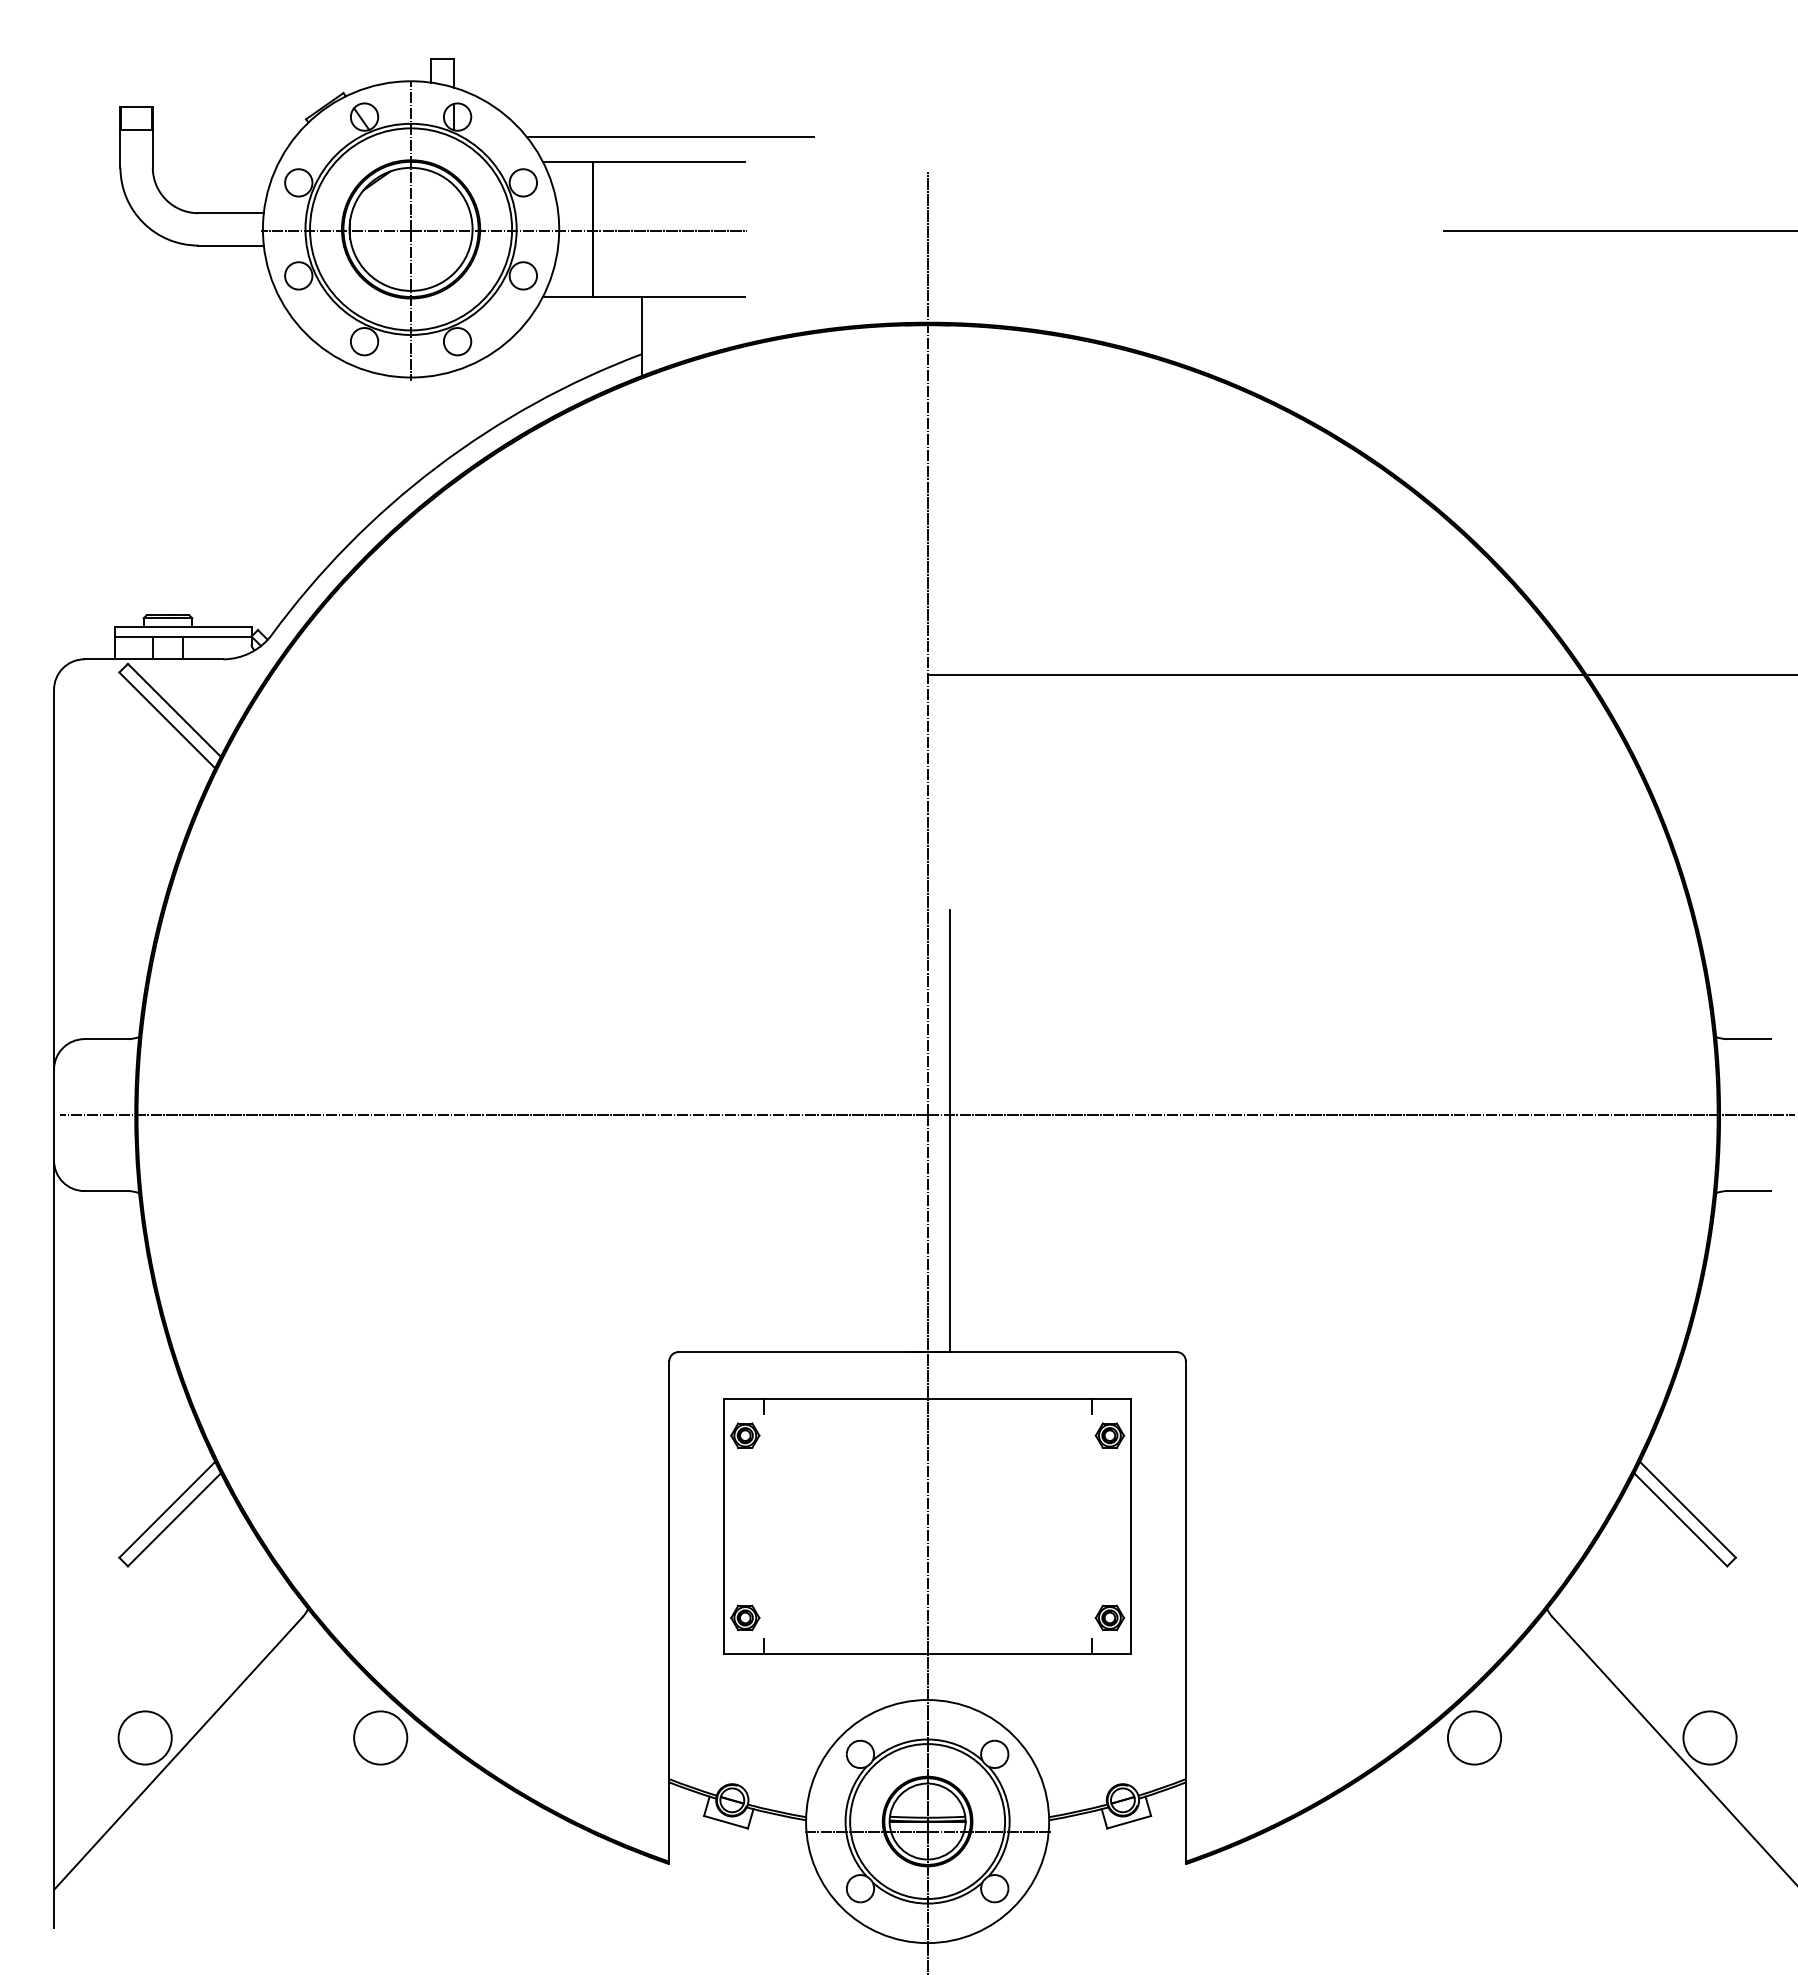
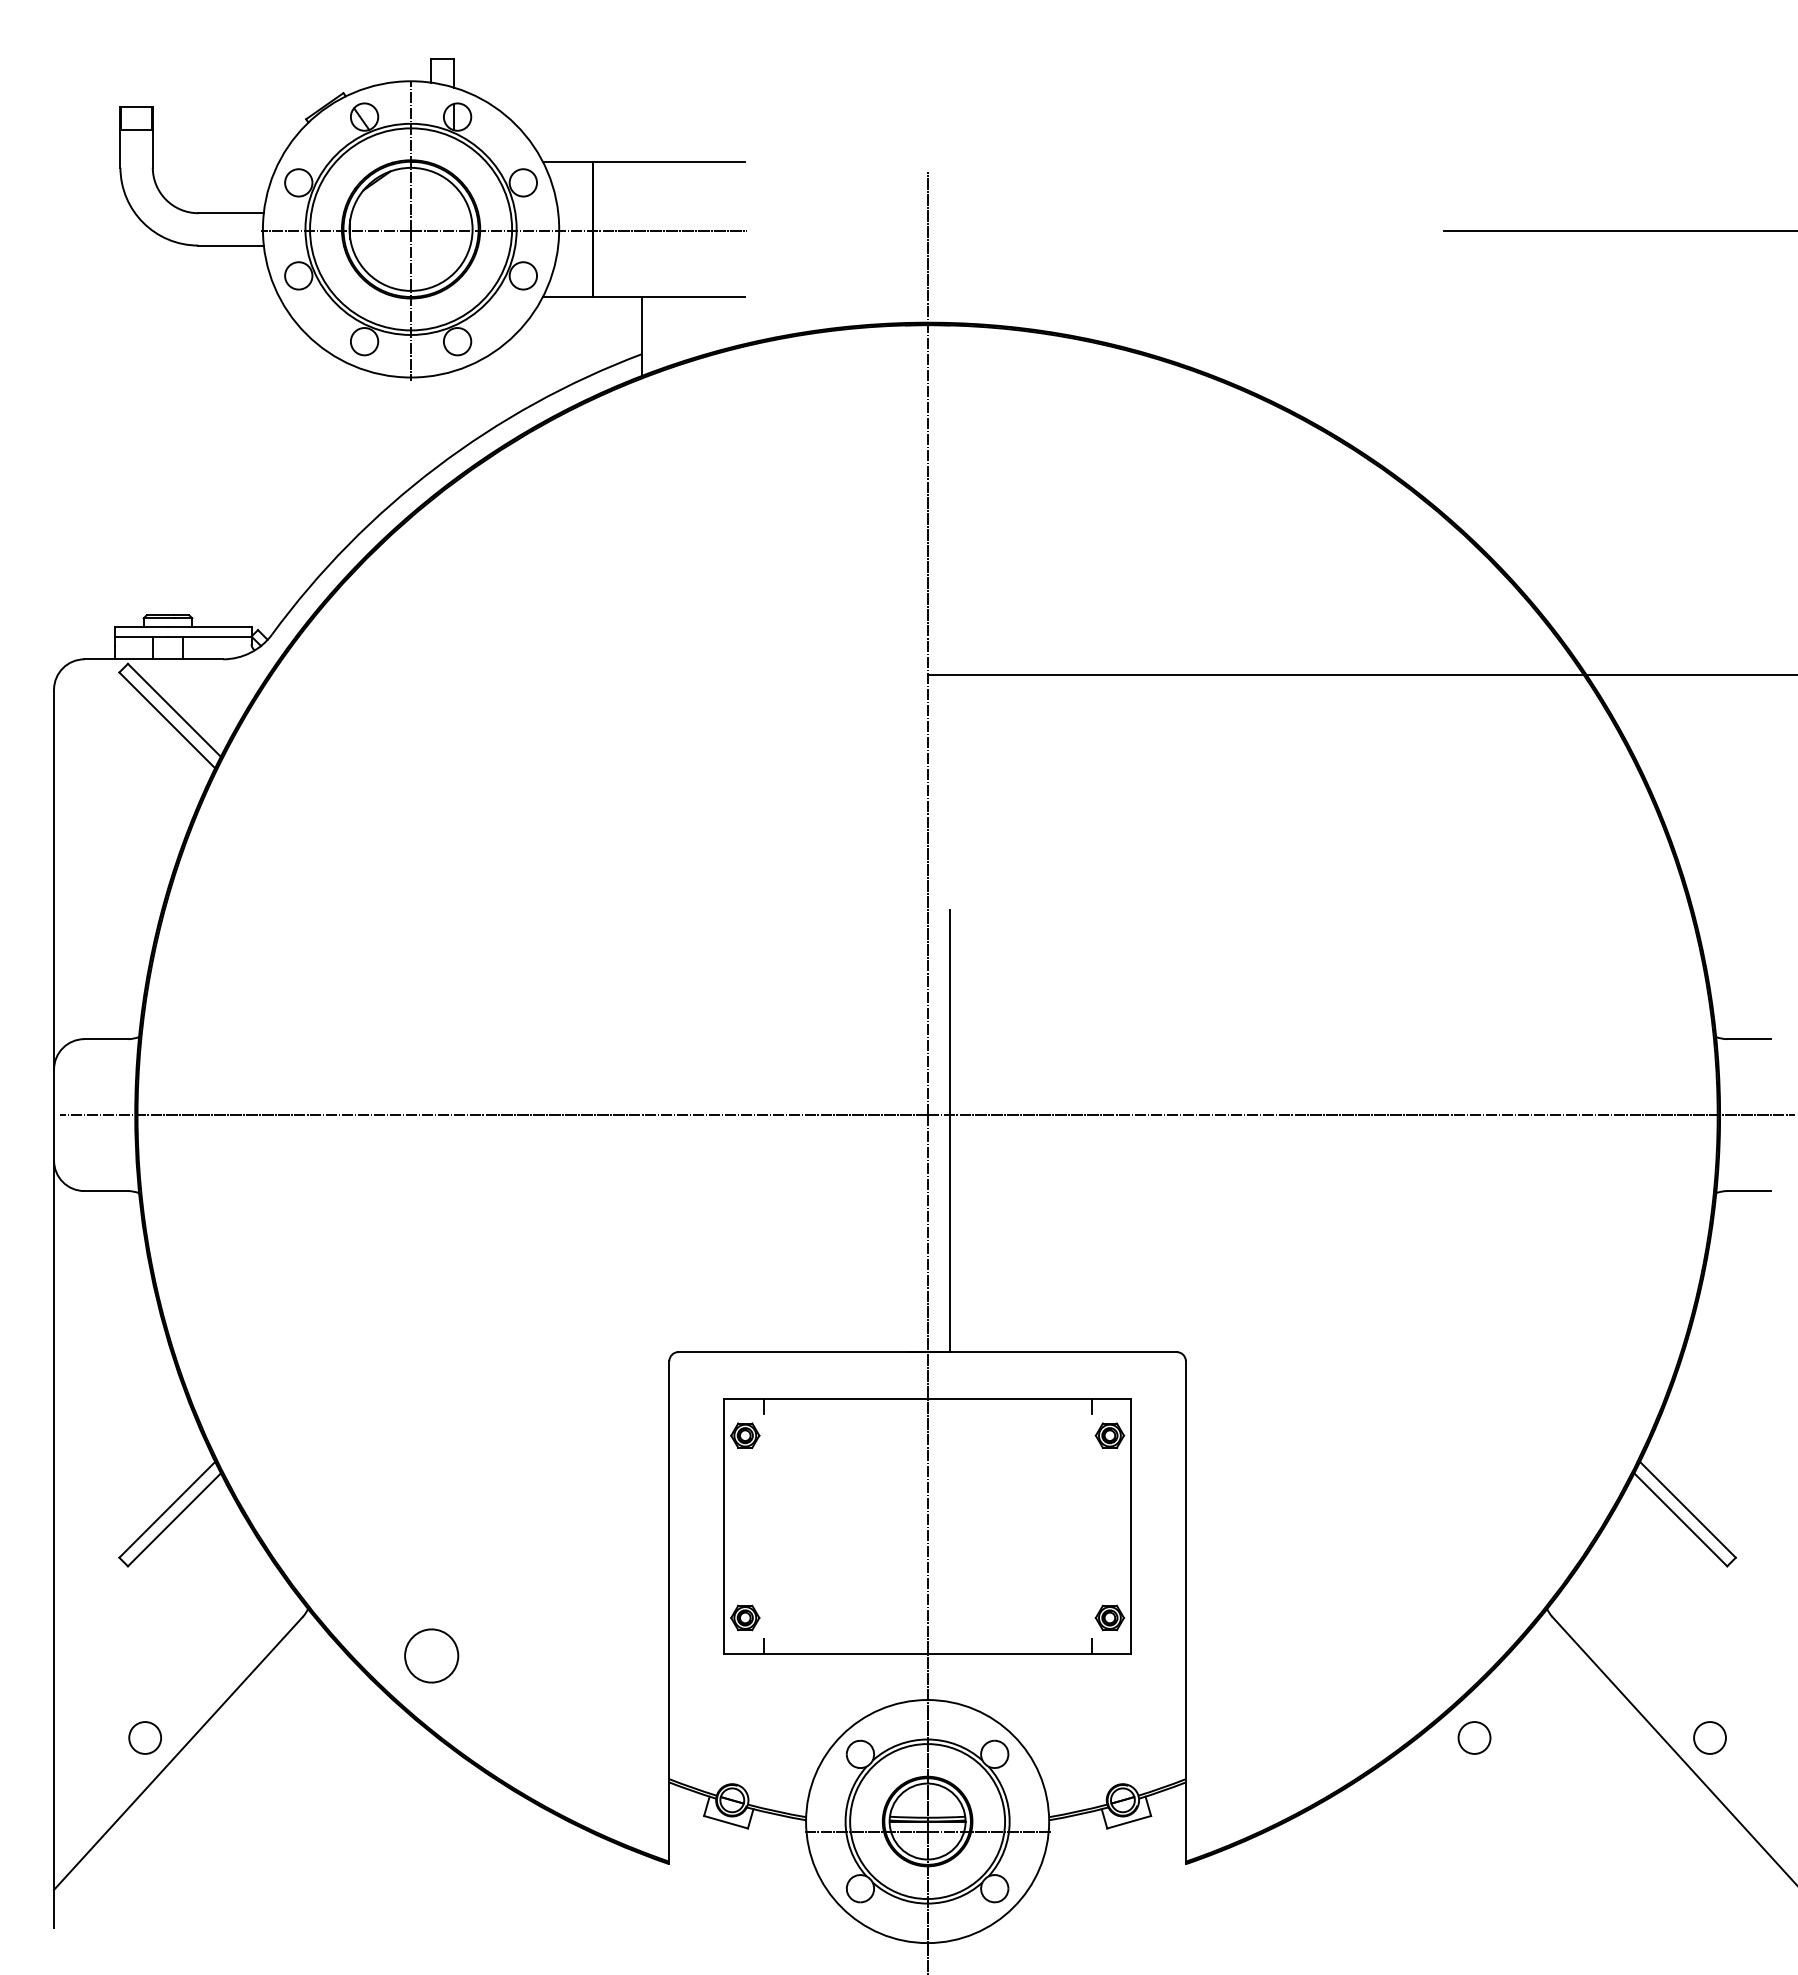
line: present -> none (670, 137)
circle diameter: 53 px -> 32 px (145, 1737)
circle position: (380, 1737) -> (431, 1655) (431, 1655)
circle diameter: 53 px -> 32 px (1474, 1737)
circle diameter: 53 px -> 32 px (1709, 1737)
